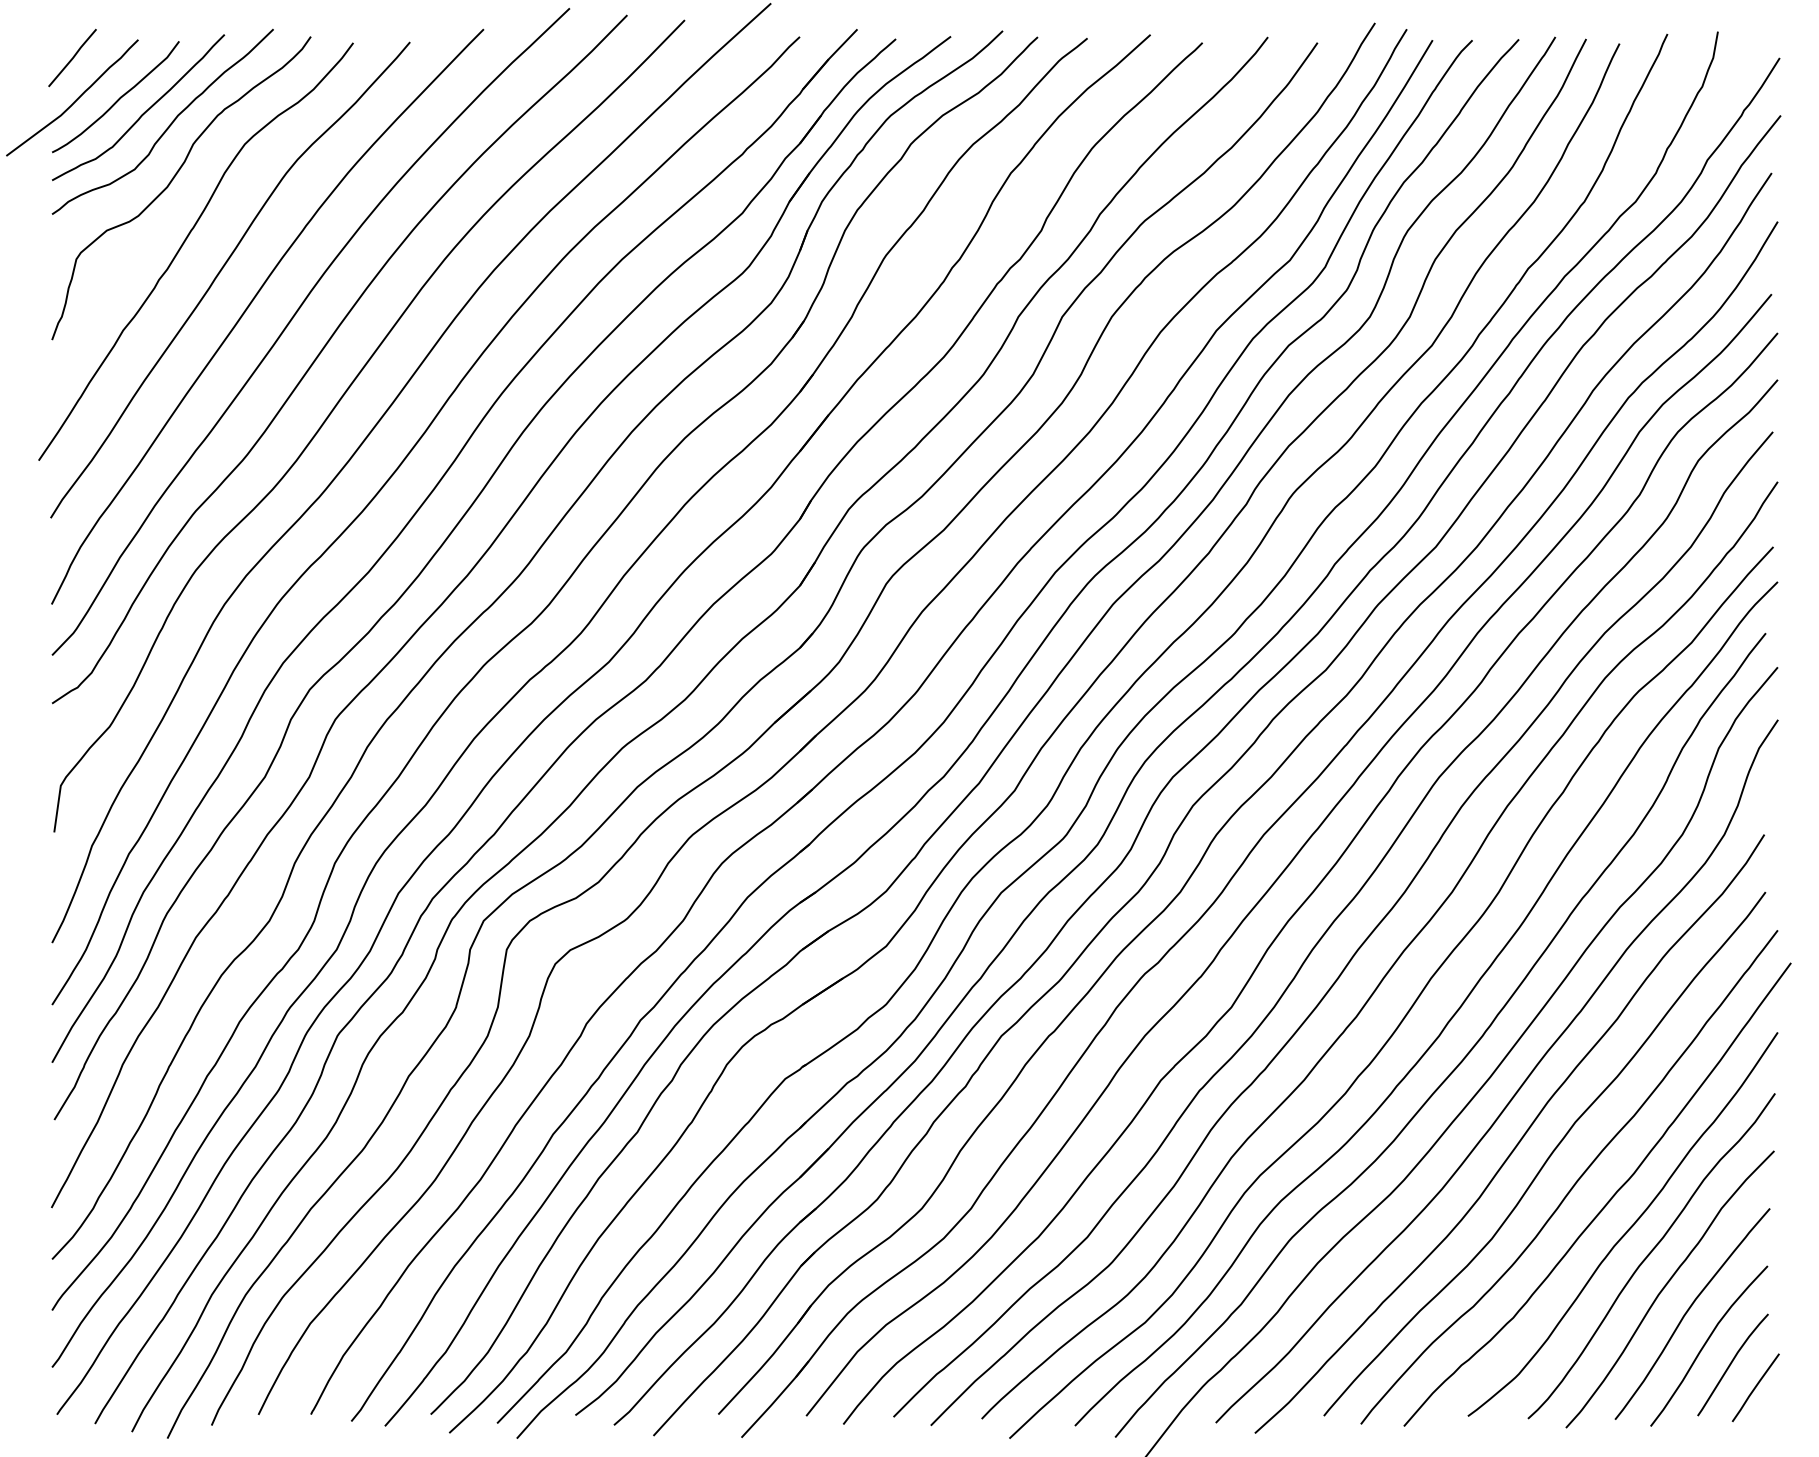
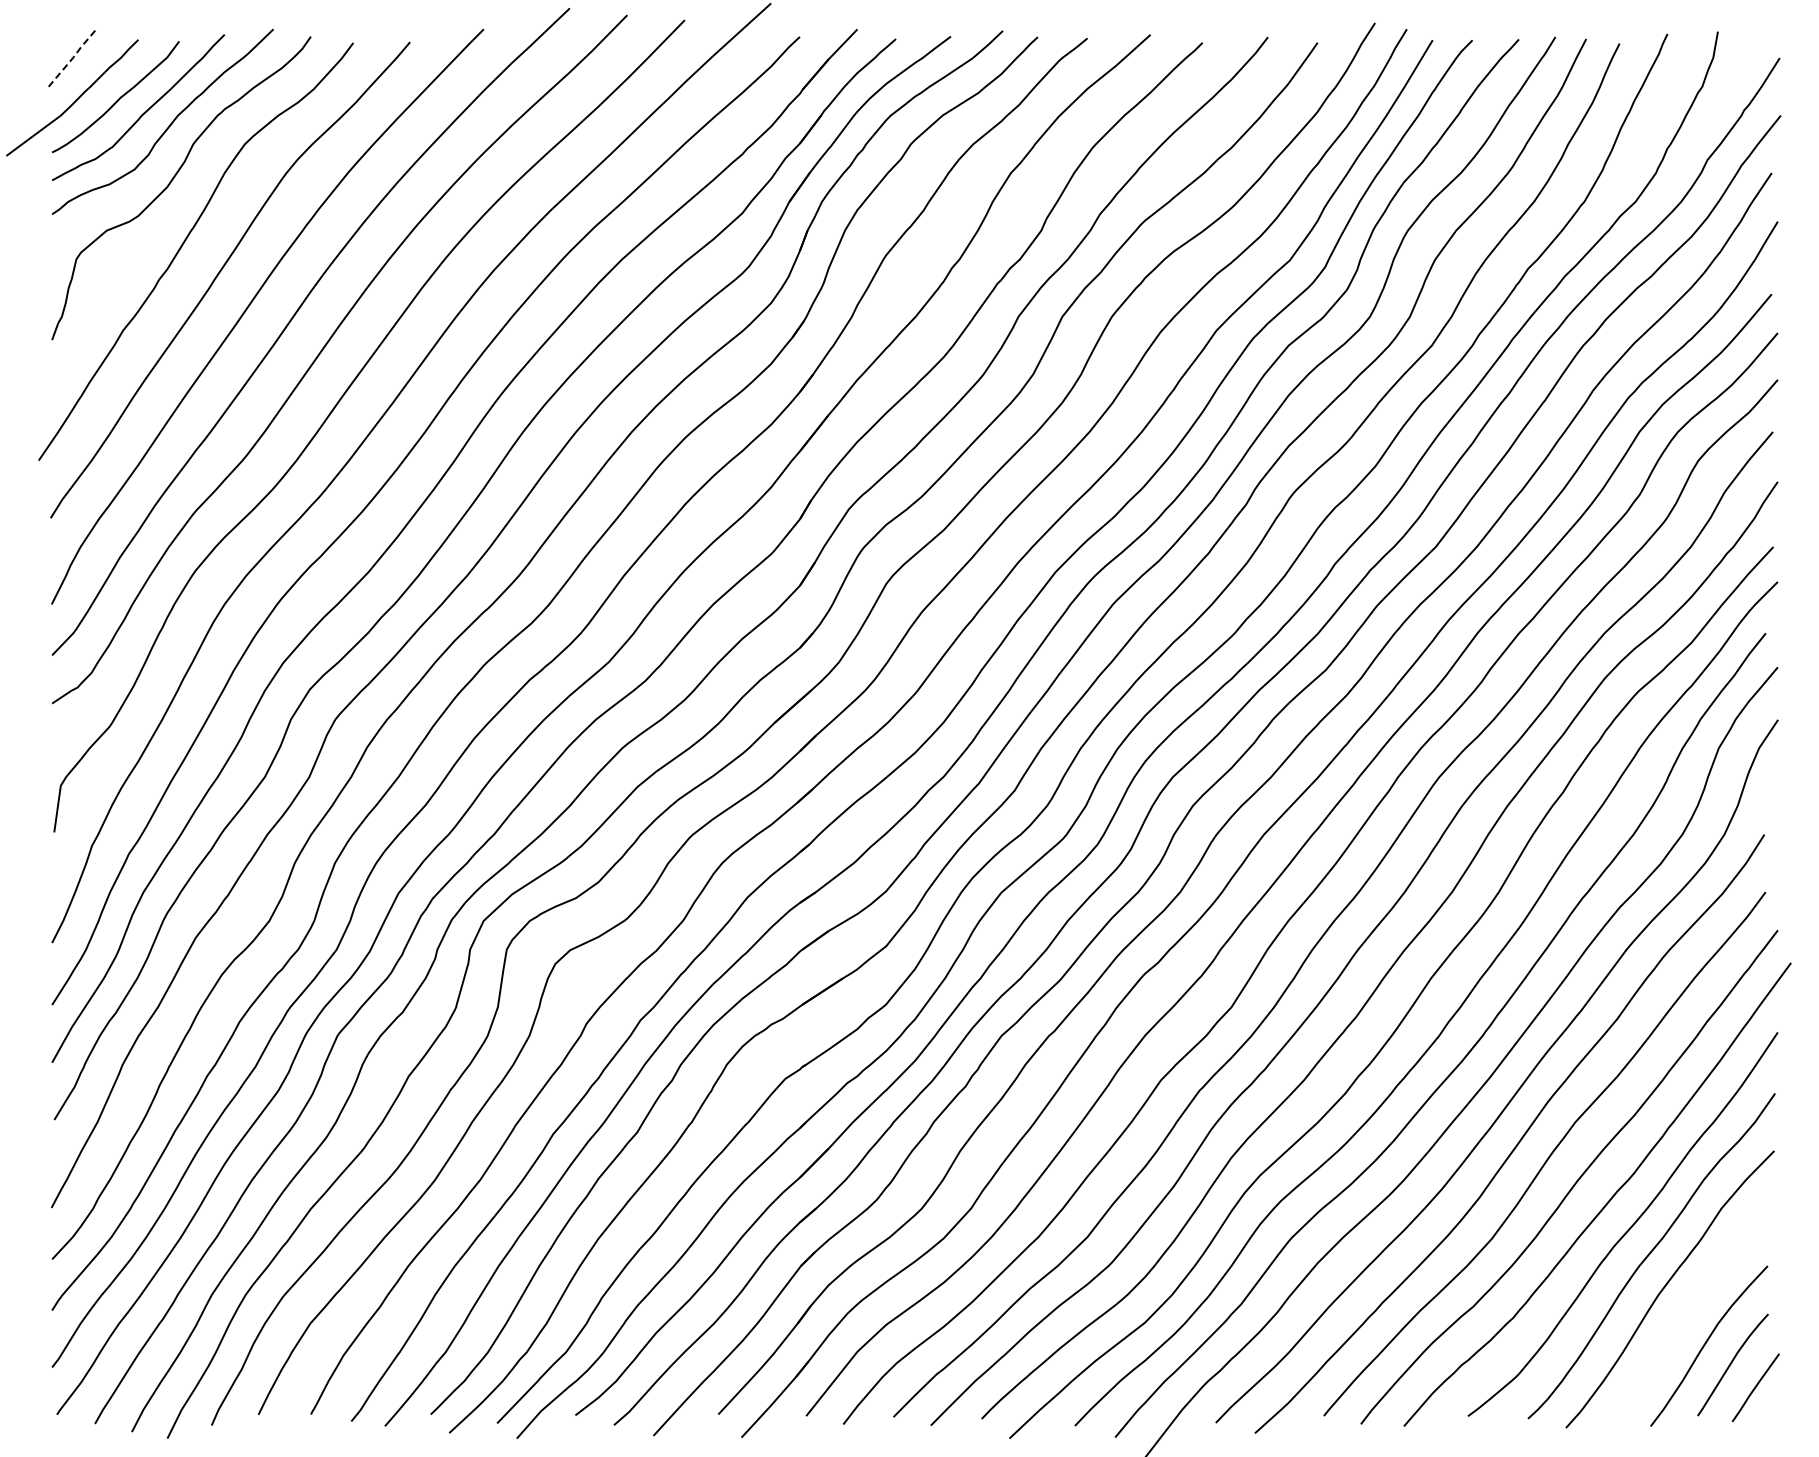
line: solid -> dashed (73, 58)
curve: present -> none (1689, 1310)
